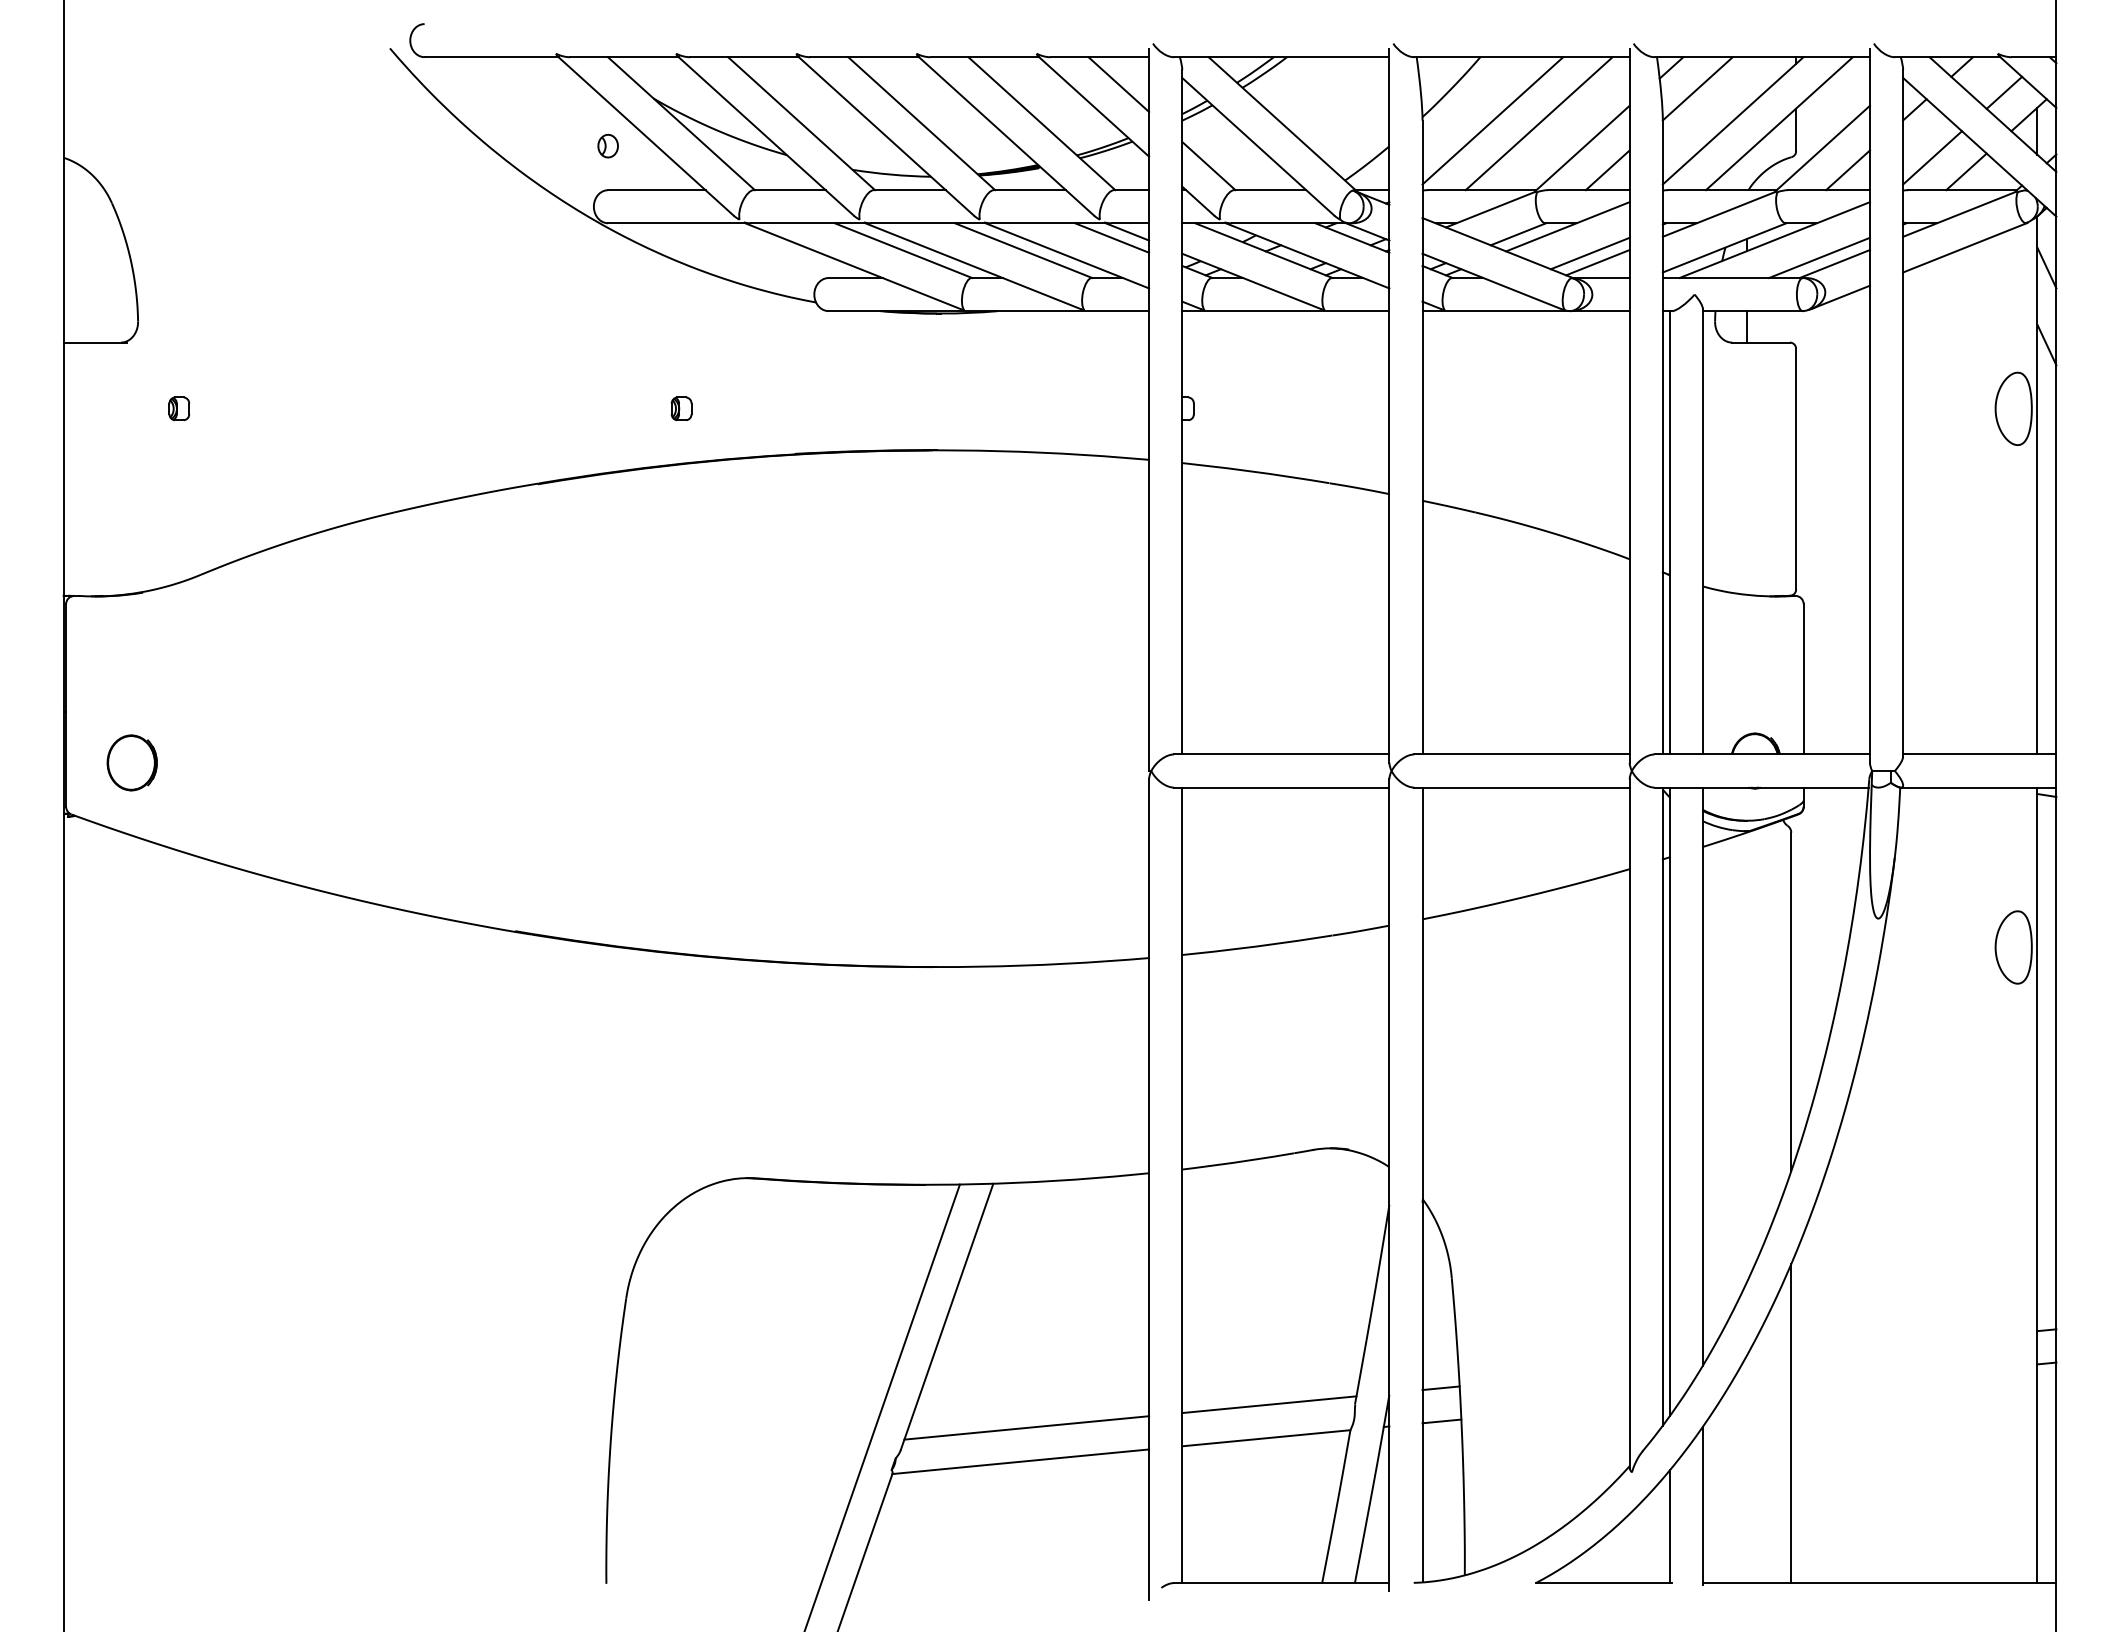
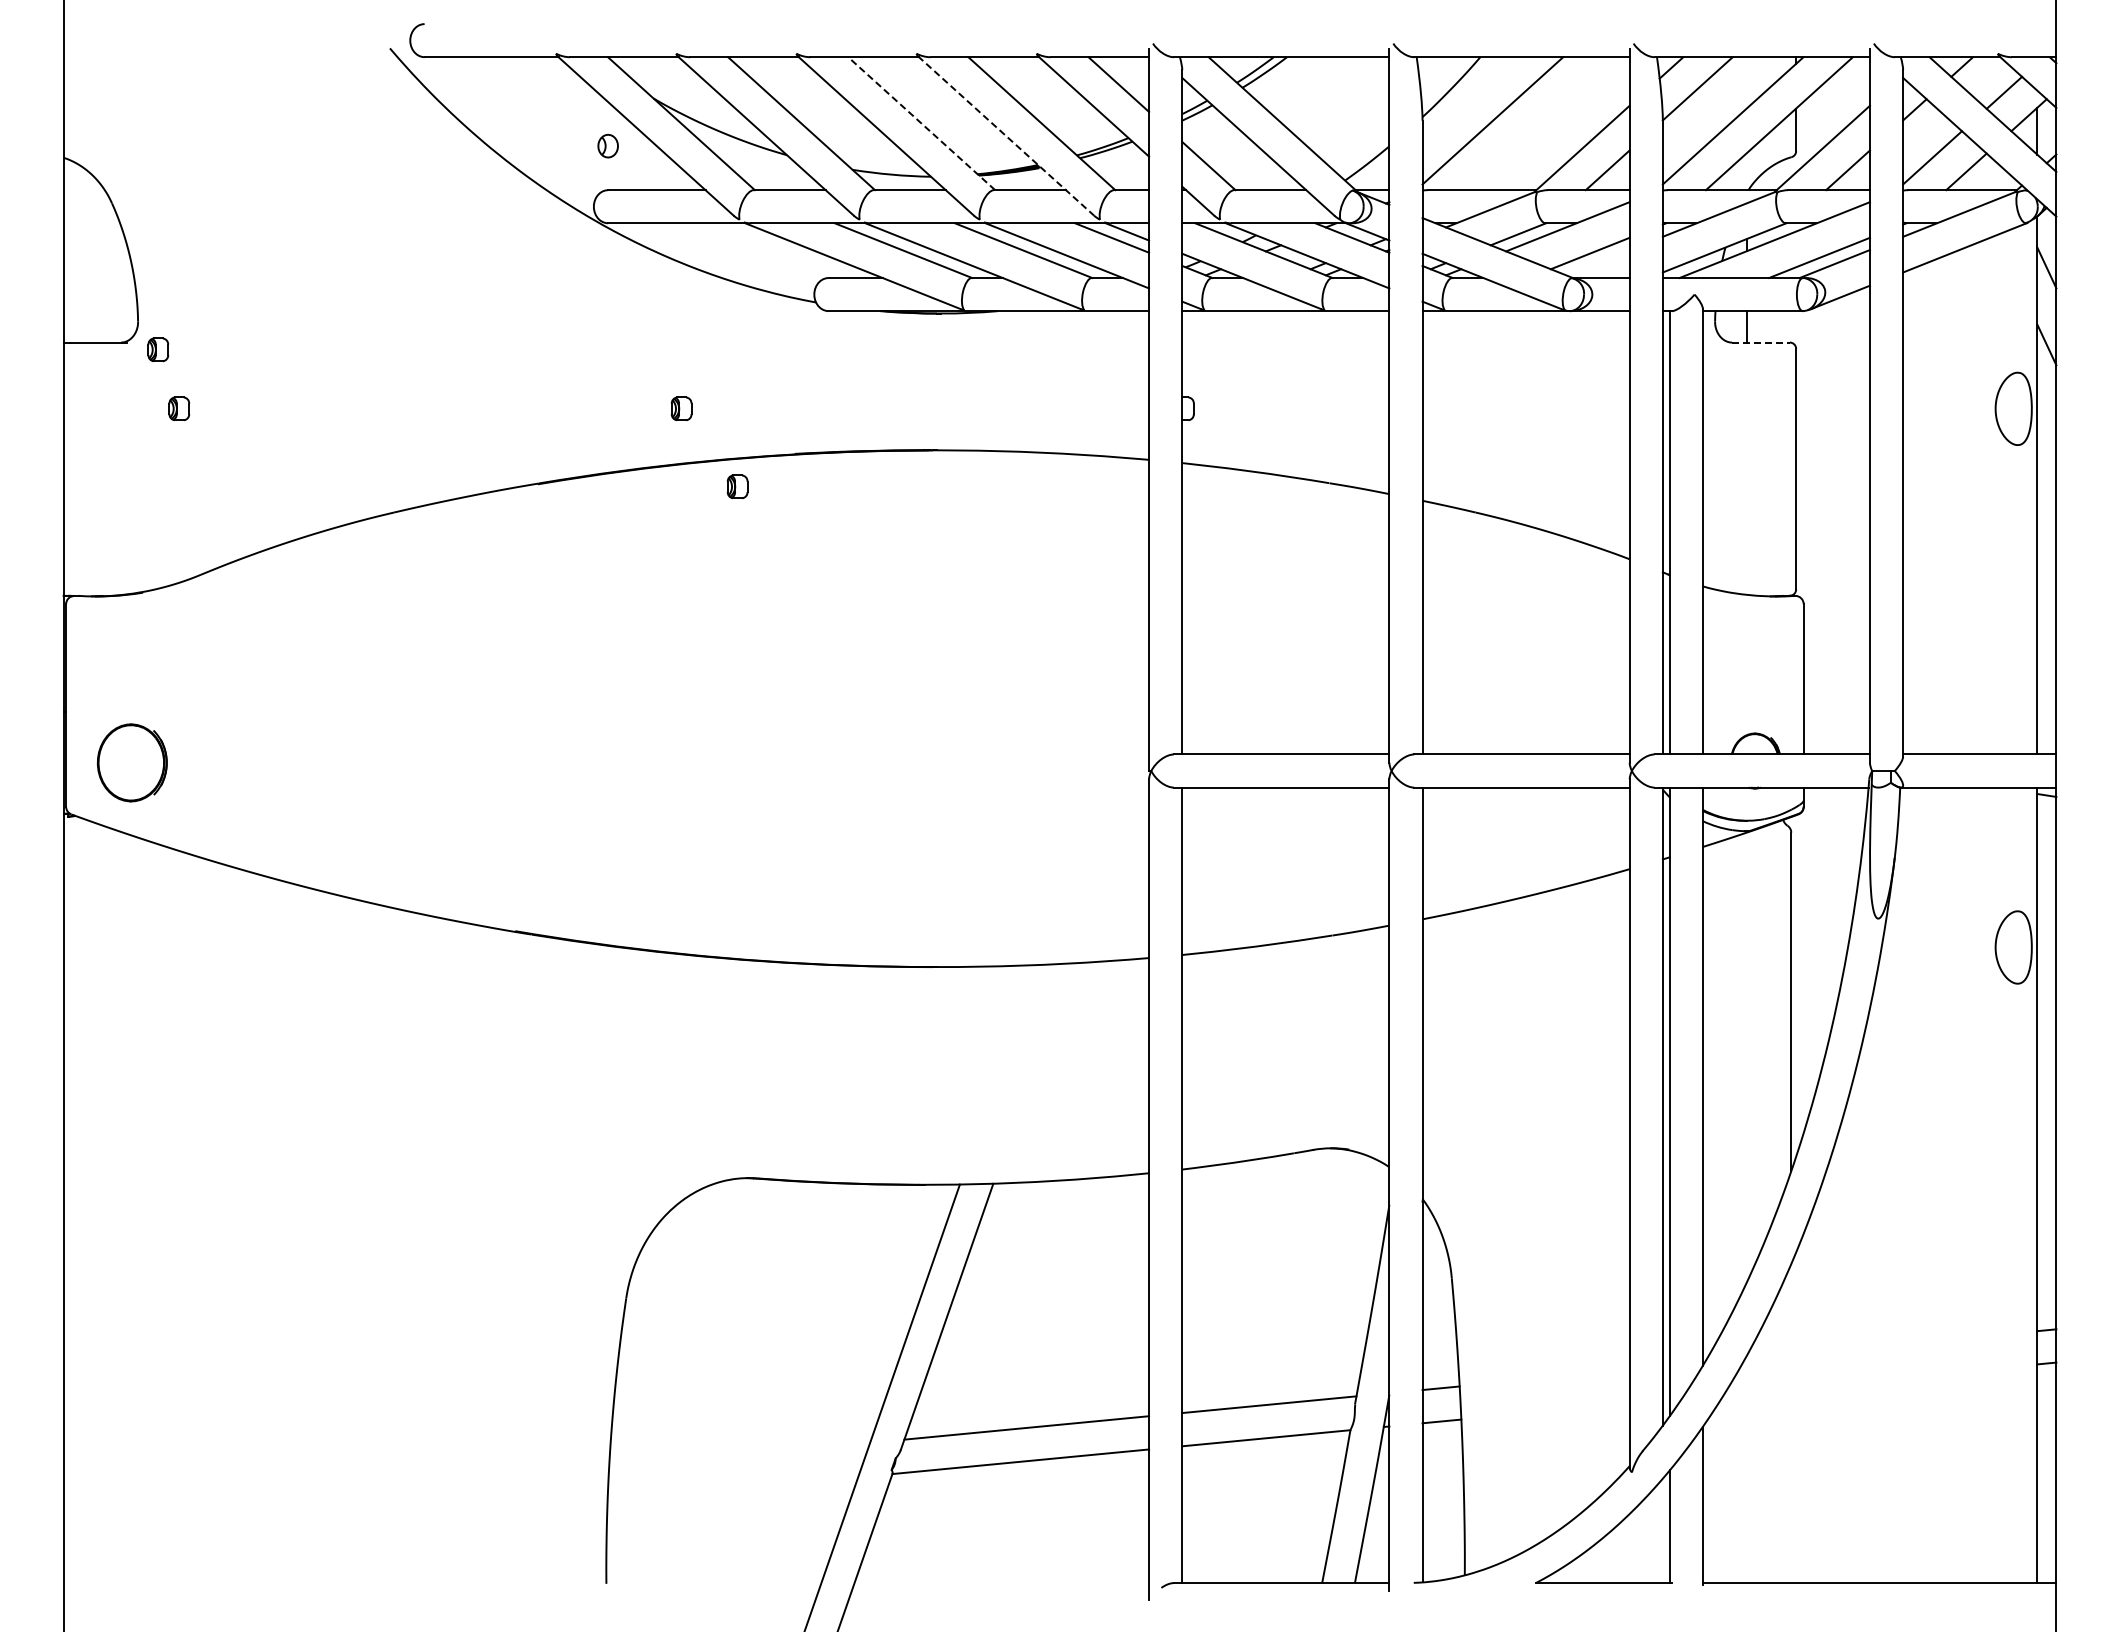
line: solid -> dashed (921, 123)
line: present -> none (1538, 123)
line: solid -> dashed (1006, 135)
line: present -> none (1597, 262)
line: solid -> dashed (1761, 342)
part: none -> present (158, 349)
part: none -> present (737, 486)
part size: 52x58 px -> 72x80 px (131, 762)
line: present -> none (1791, 1423)
